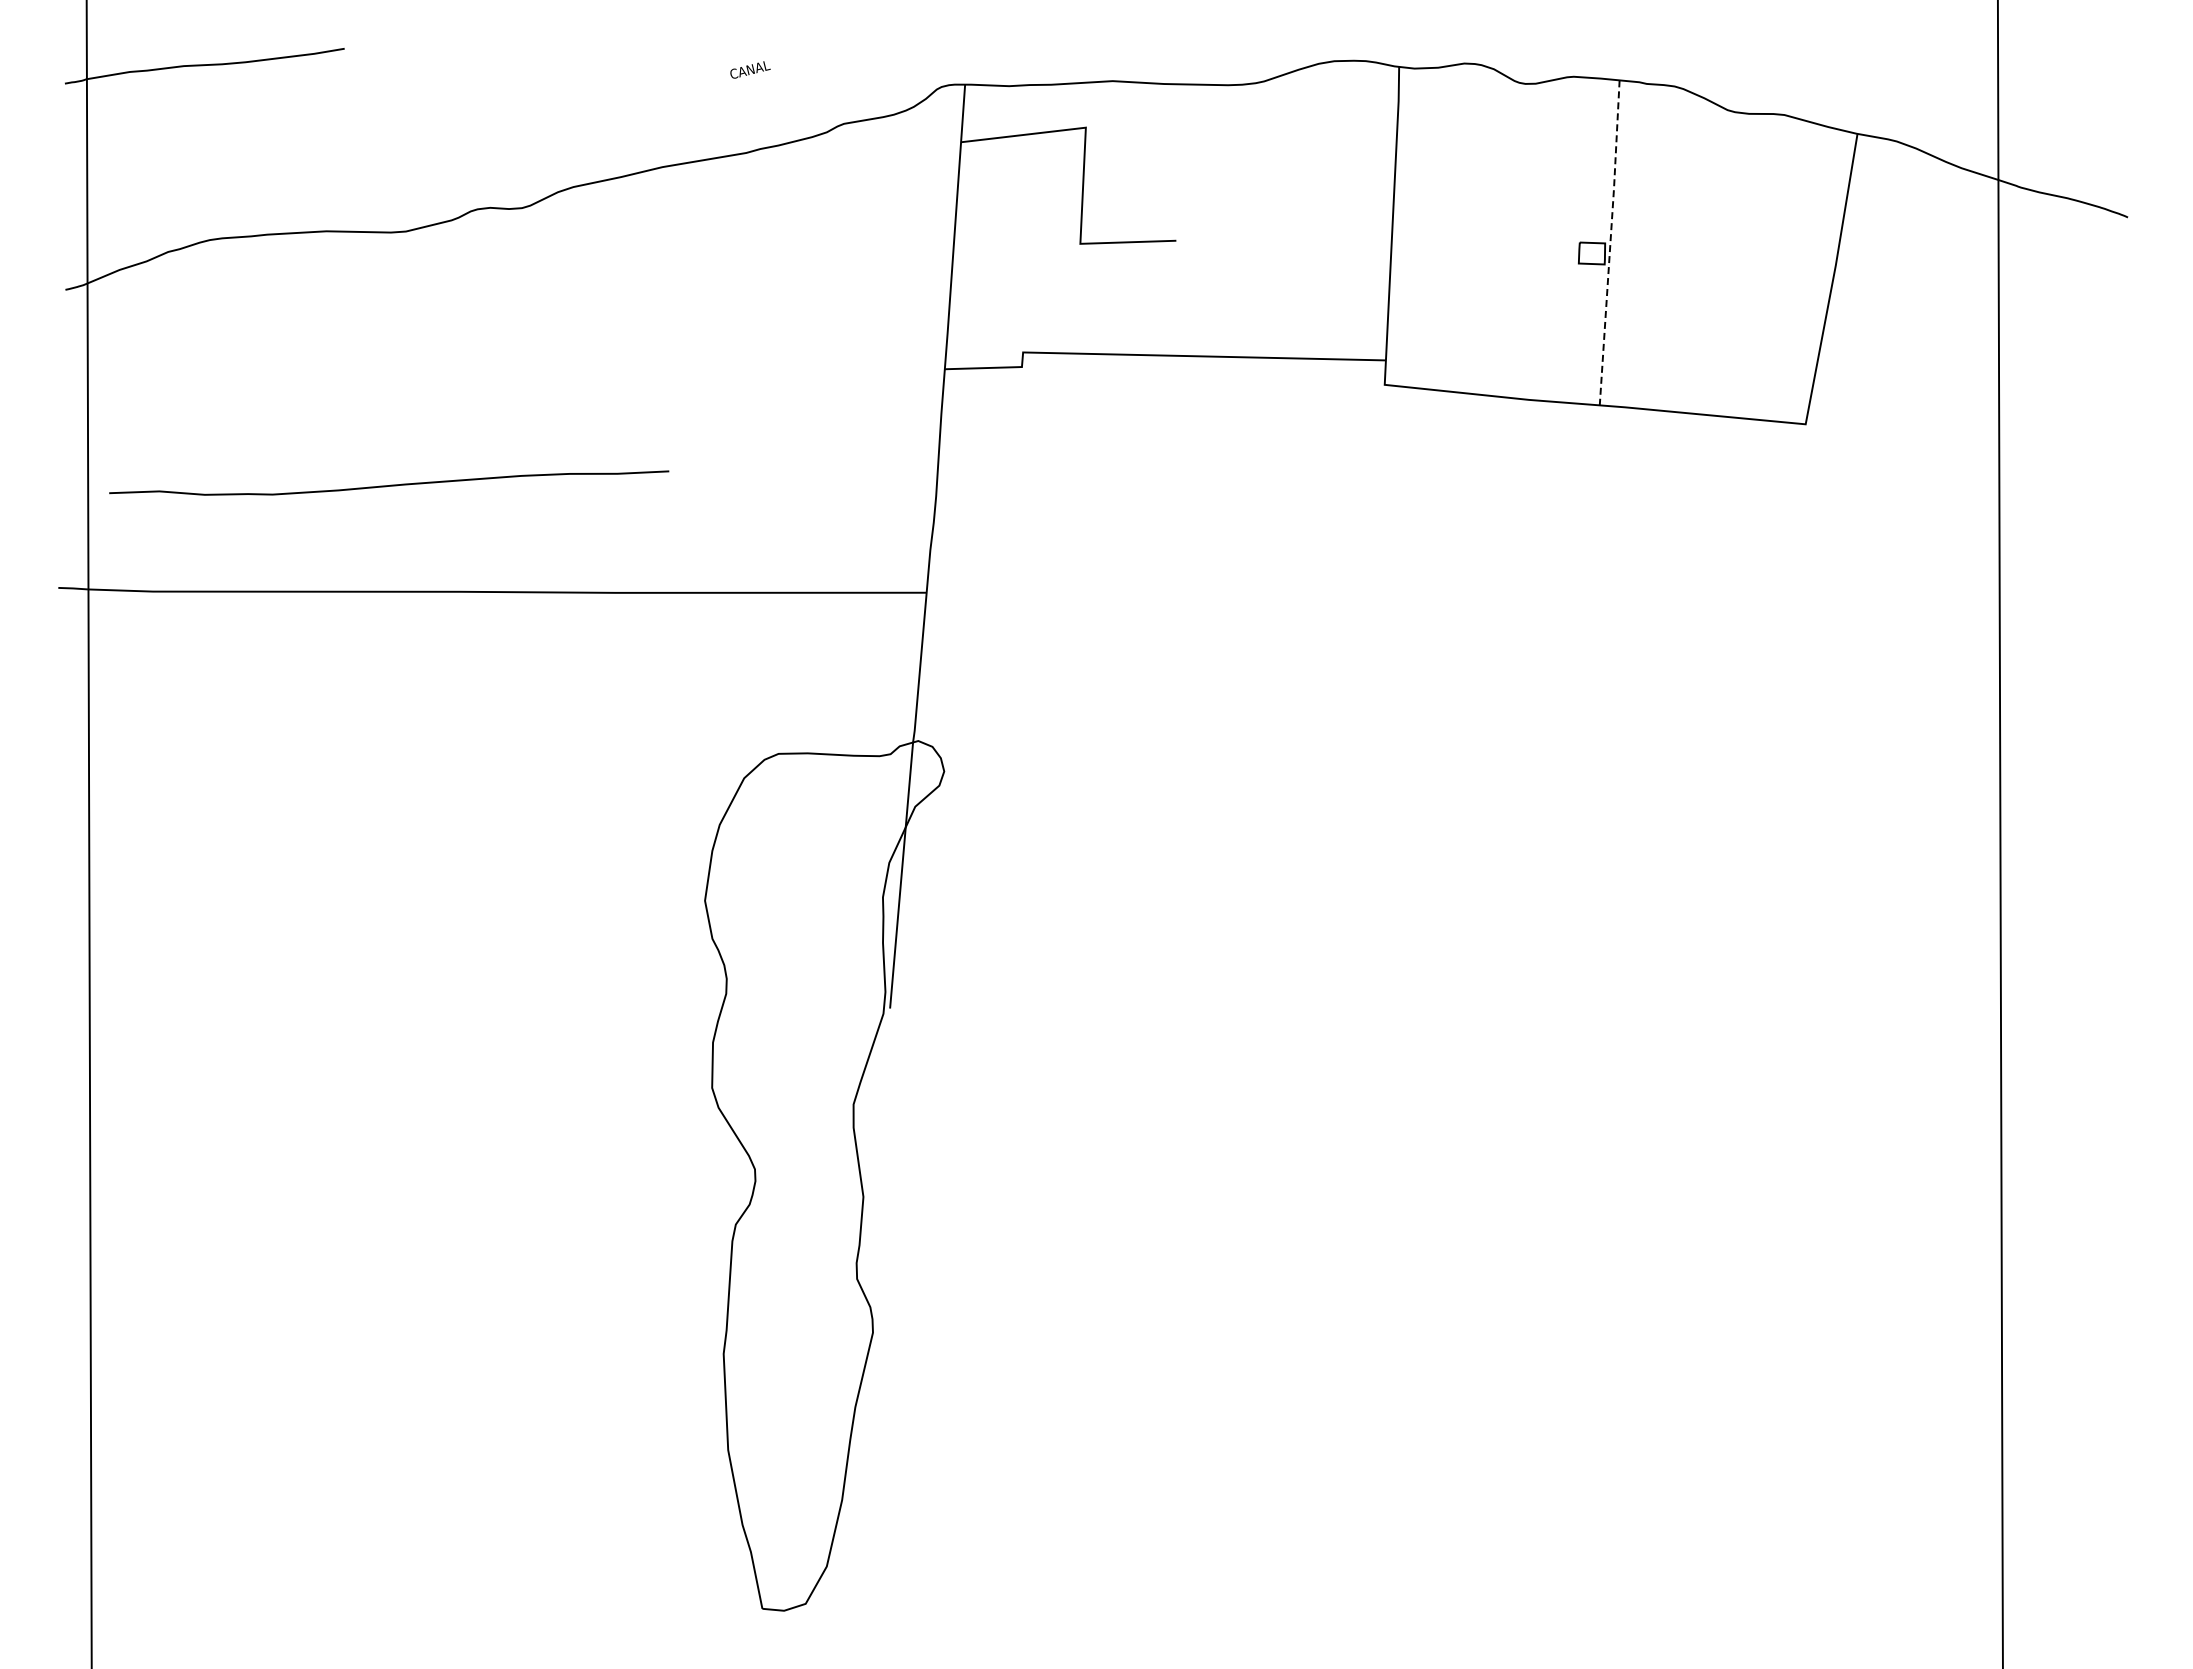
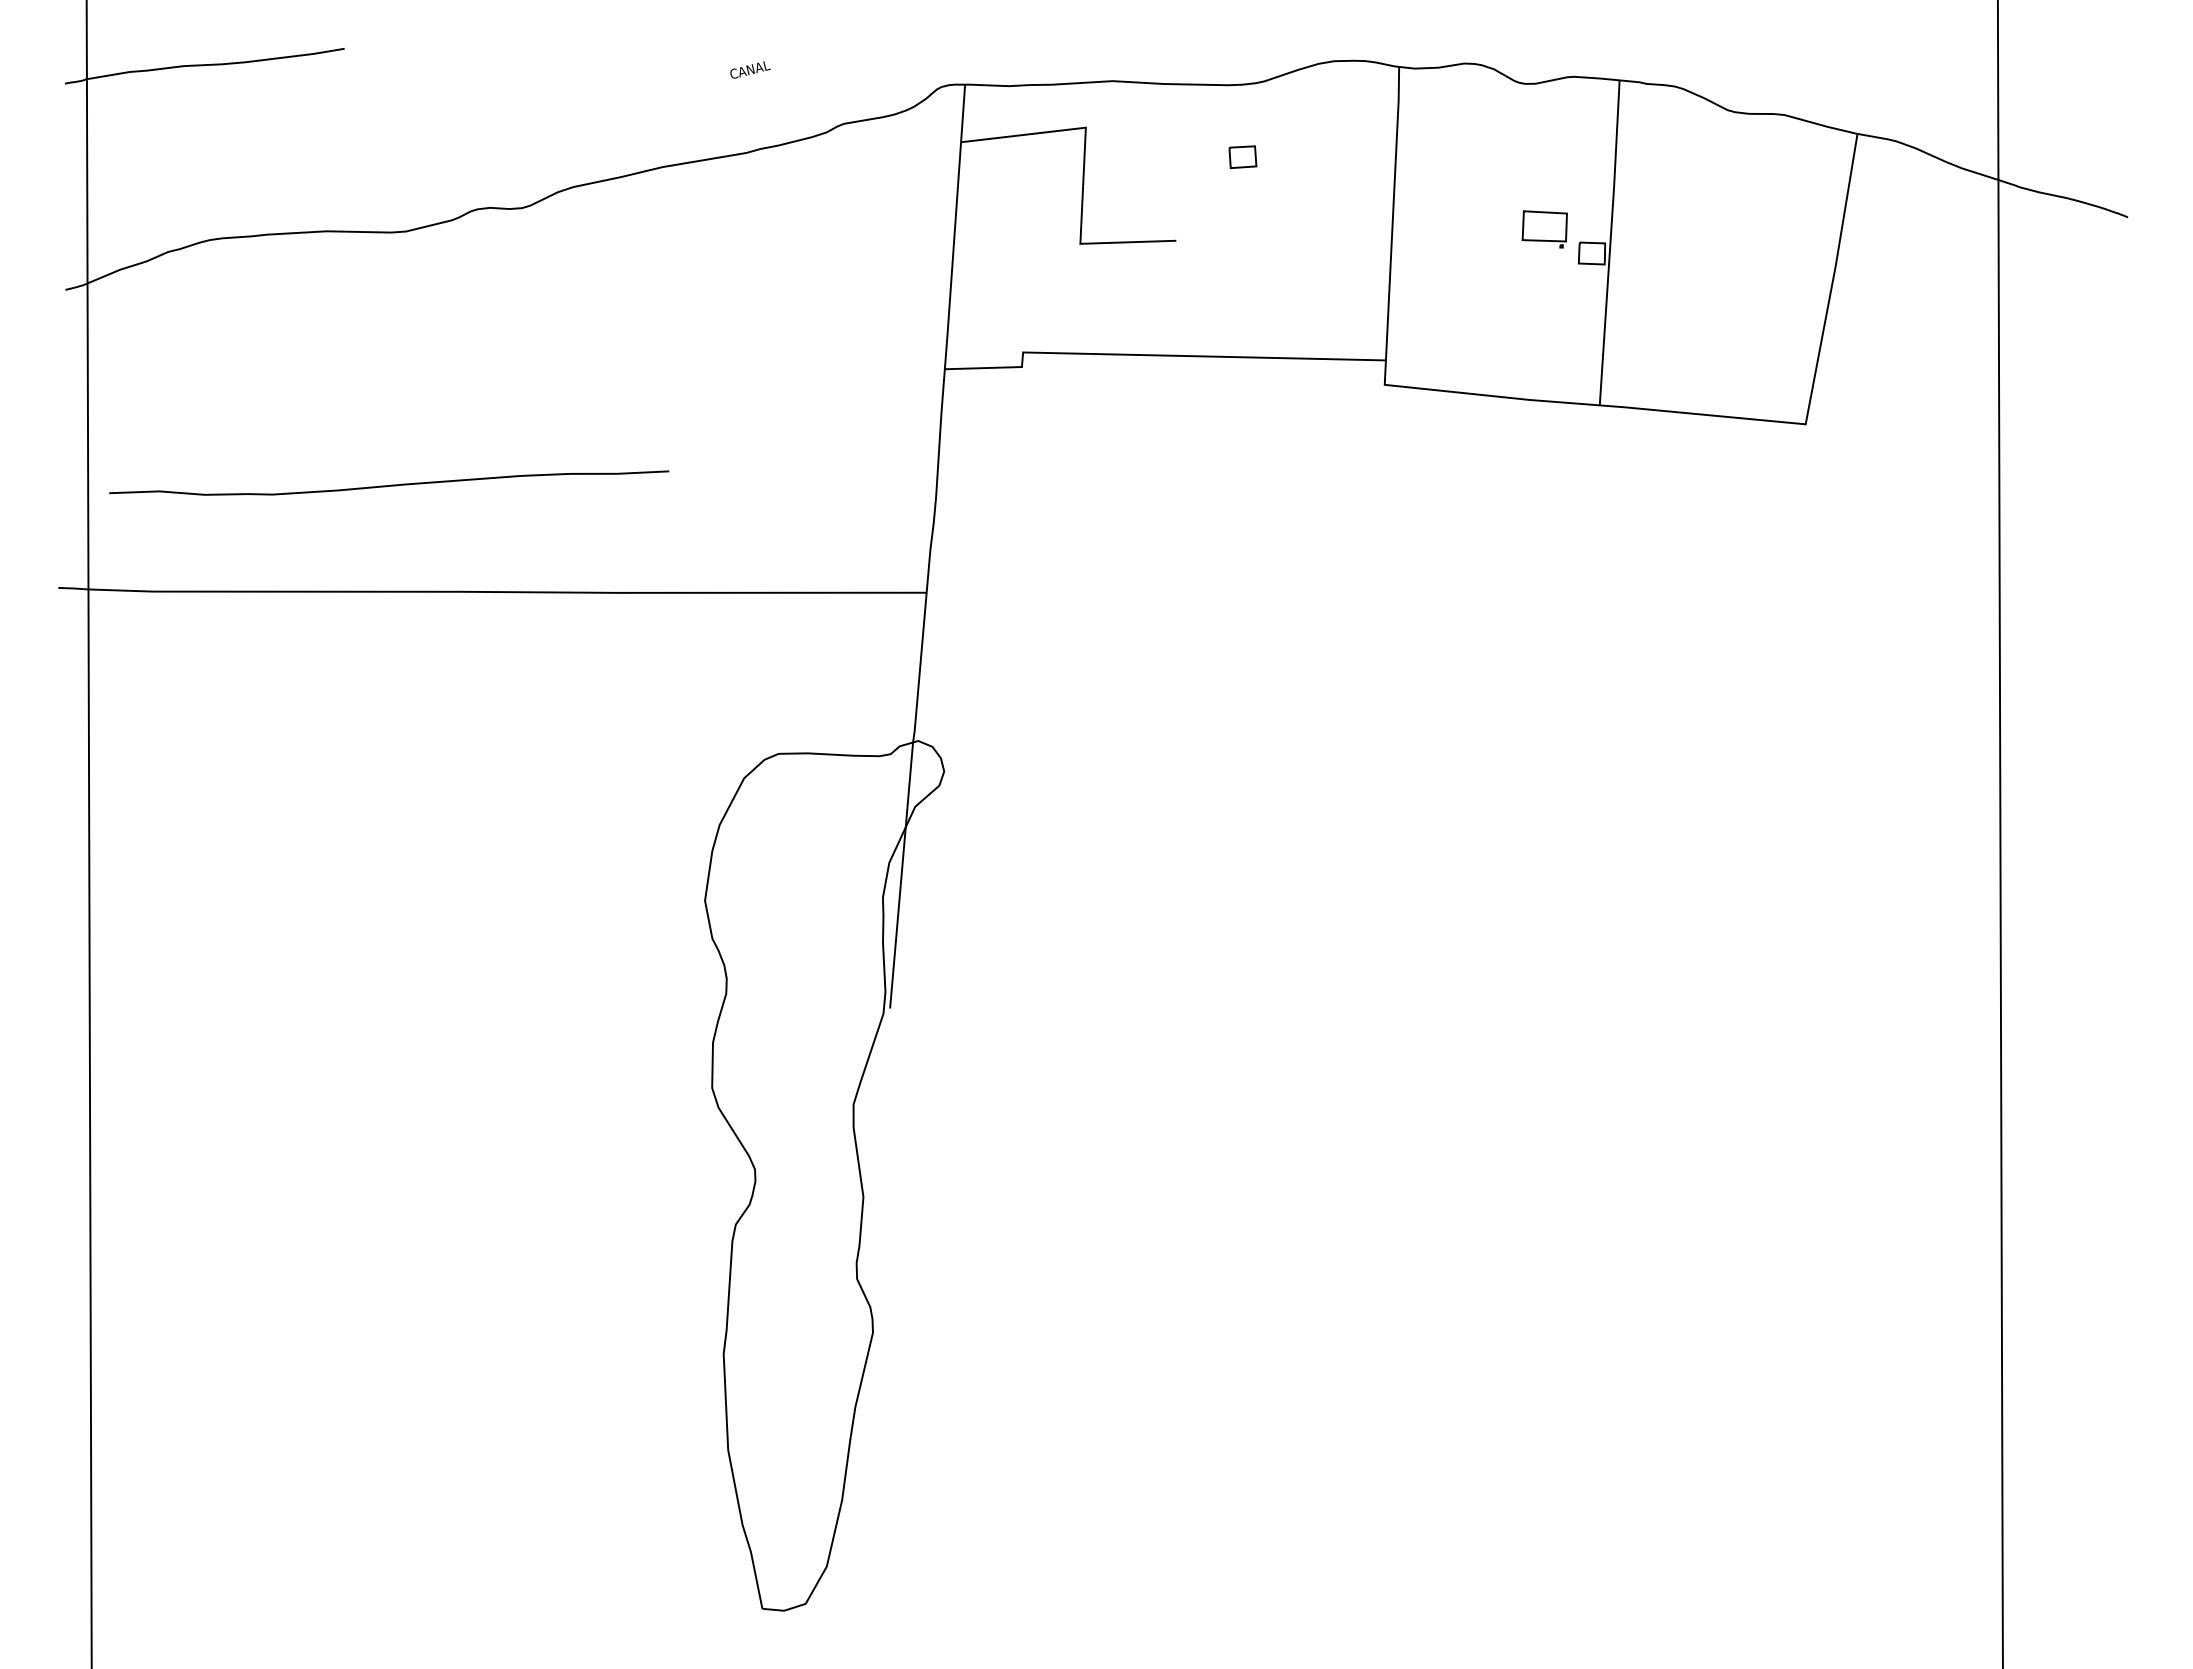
part: none -> present (1242, 157)
part: none -> present (1544, 229)
line: dashed -> solid (1610, 242)
